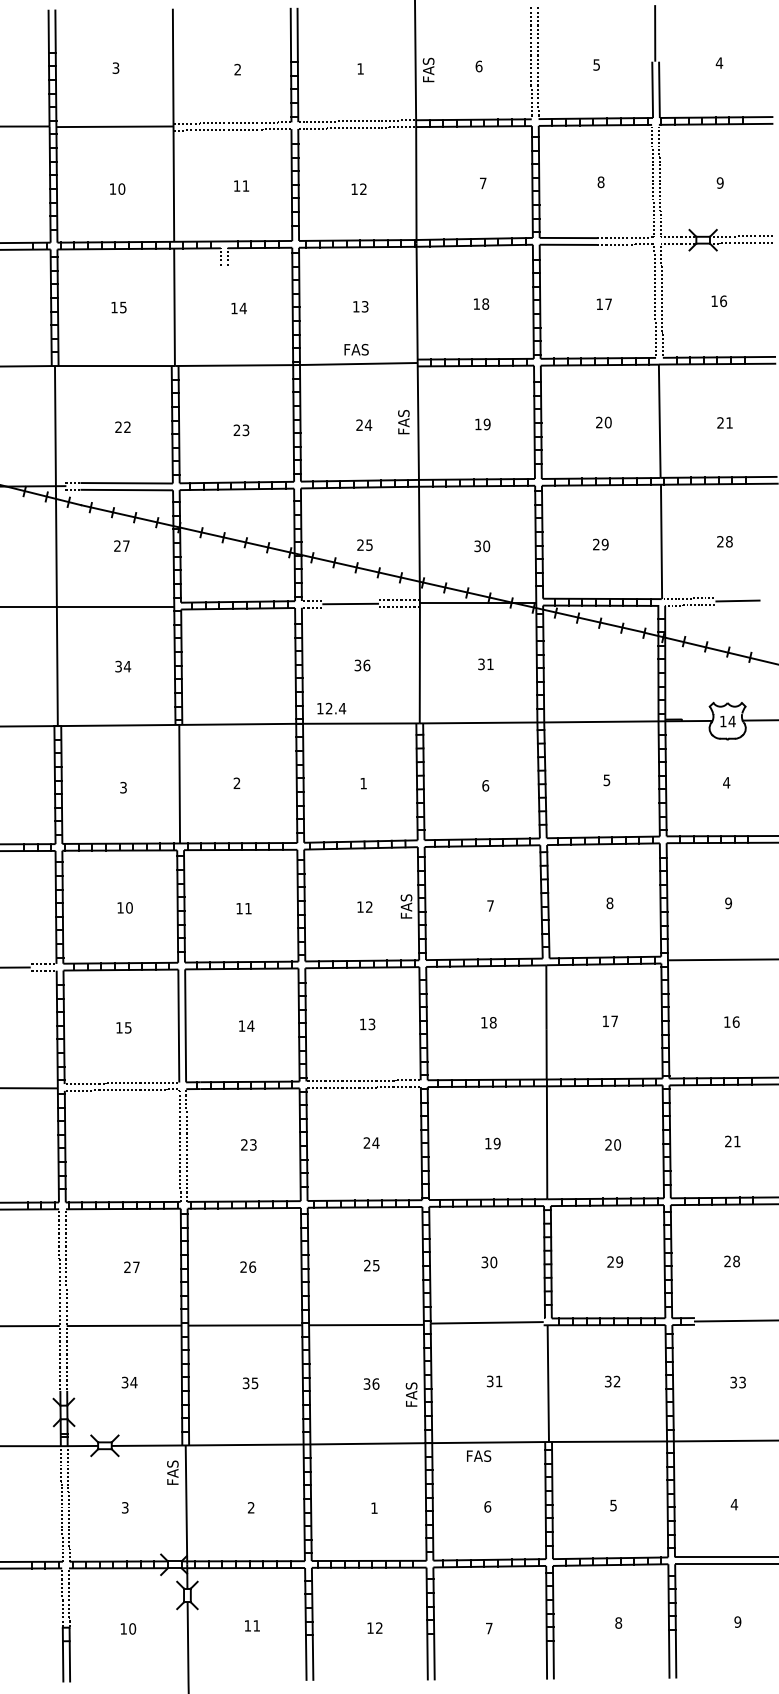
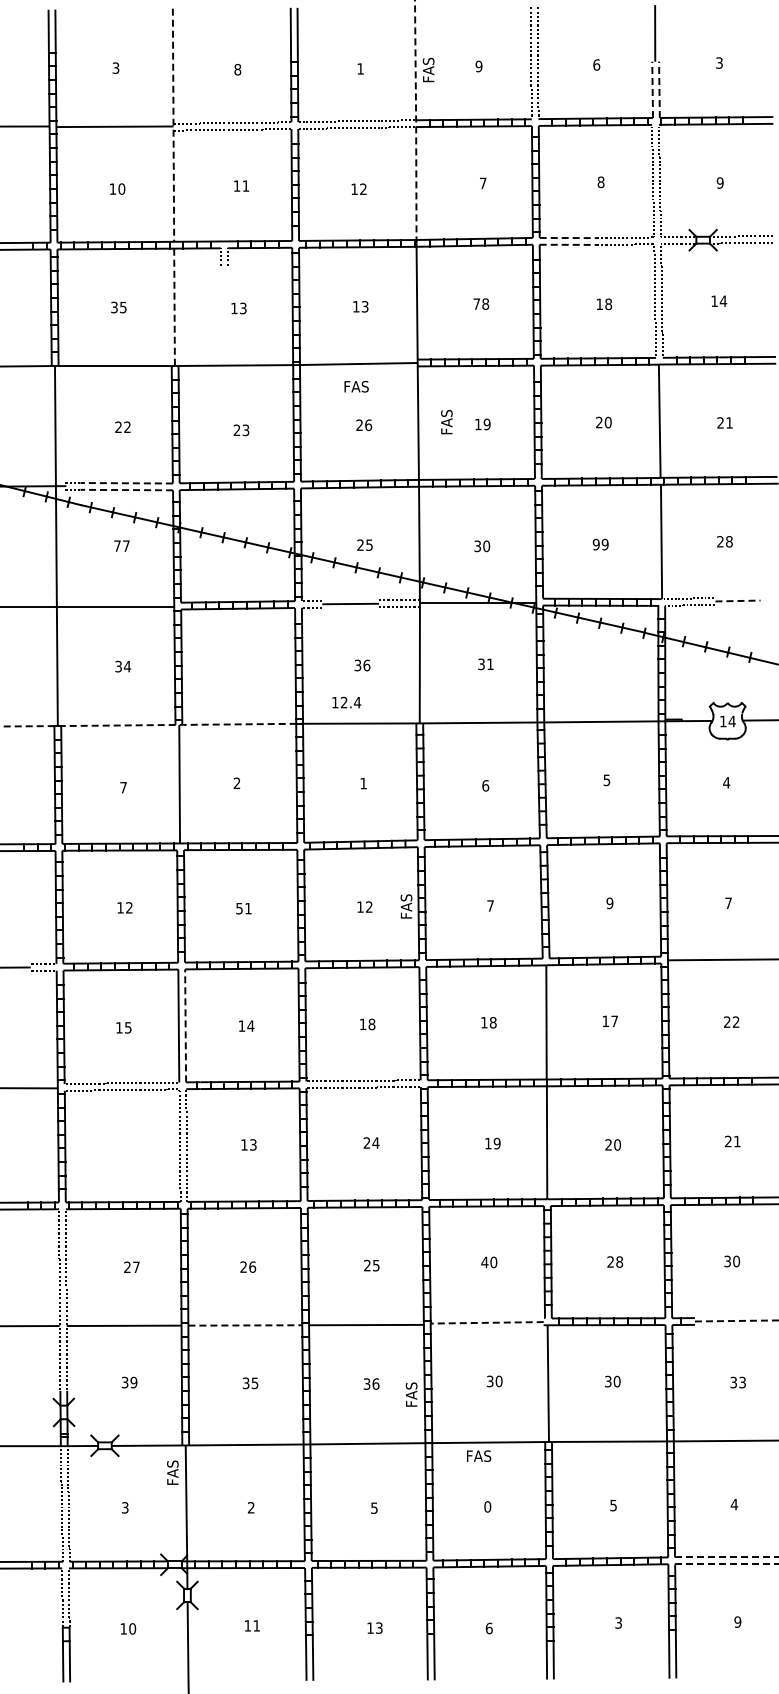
text: 4 -> 3 (719, 62)
text: 5 -> 6 (596, 64)
text: 6 -> 9 (478, 66)
text: 2 -> 8 (237, 69)
line: solid -> dashed (652, 89)
line: solid -> dashed (659, 89)
line: solid -> dashed (416, 121)
line: solid -> dashed (173, 125)
line: solid -> dashed (568, 238)
line: solid -> dashed (568, 244)
text: 16 -> 14 (723, 301)
text: 18 -> 78 (476, 303)
text: 17 -> 18 (608, 304)
text: 15 -> 35 (114, 307)
line: solid -> dashed (174, 307)
text: 14 -> 13 (242, 308)
text position: (356, 349) -> (356, 386) (356, 386)
text position: (403, 422) -> (446, 422) (446, 422)
text: 24 -> 26 (368, 425)
line: solid -> dashed (126, 483)
line: solid -> dashed (126, 490)
text: 29 -> 99 (595, 544)
text: 27 -> 77 (117, 545)
line: solid -> dashed (737, 601)
text position: (331, 708) -> (346, 702) (346, 702)
line: solid -> dashed (149, 725)
text: 3 -> 7 (123, 787)
text: 8 -> 9 (609, 903)
text: 9 -> 7 (728, 903)
text: 10 -> 12 (129, 907)
text: 11 -> 51 (239, 908)
text: 16 -> 22 (731, 1021)
text: 13 -> 18 (371, 1024)
line: solid -> dashed (185, 1025)
text: 23 -> 13 (244, 1144)
text: 29 -> 28 (619, 1261)
text: 28 -> 30 (732, 1261)
text: 30 -> 40 (484, 1262)
line: solid -> dashed (736, 1320)
line: solid -> dashed (487, 1322)
line: solid -> dashed (245, 1325)
text: 31 -> 30 (498, 1381)
text: 32 -> 30 (616, 1381)
text: 34 -> 39 (133, 1382)
text: 6 -> 0 (487, 1506)
text: 1 -> 5 (374, 1508)
line: solid -> dashed (726, 1557)
line: solid -> dashed (726, 1564)
text: 8 -> 3 (618, 1622)
text: 12 -> 13 (379, 1628)
text: 7 -> 6 (488, 1628)
